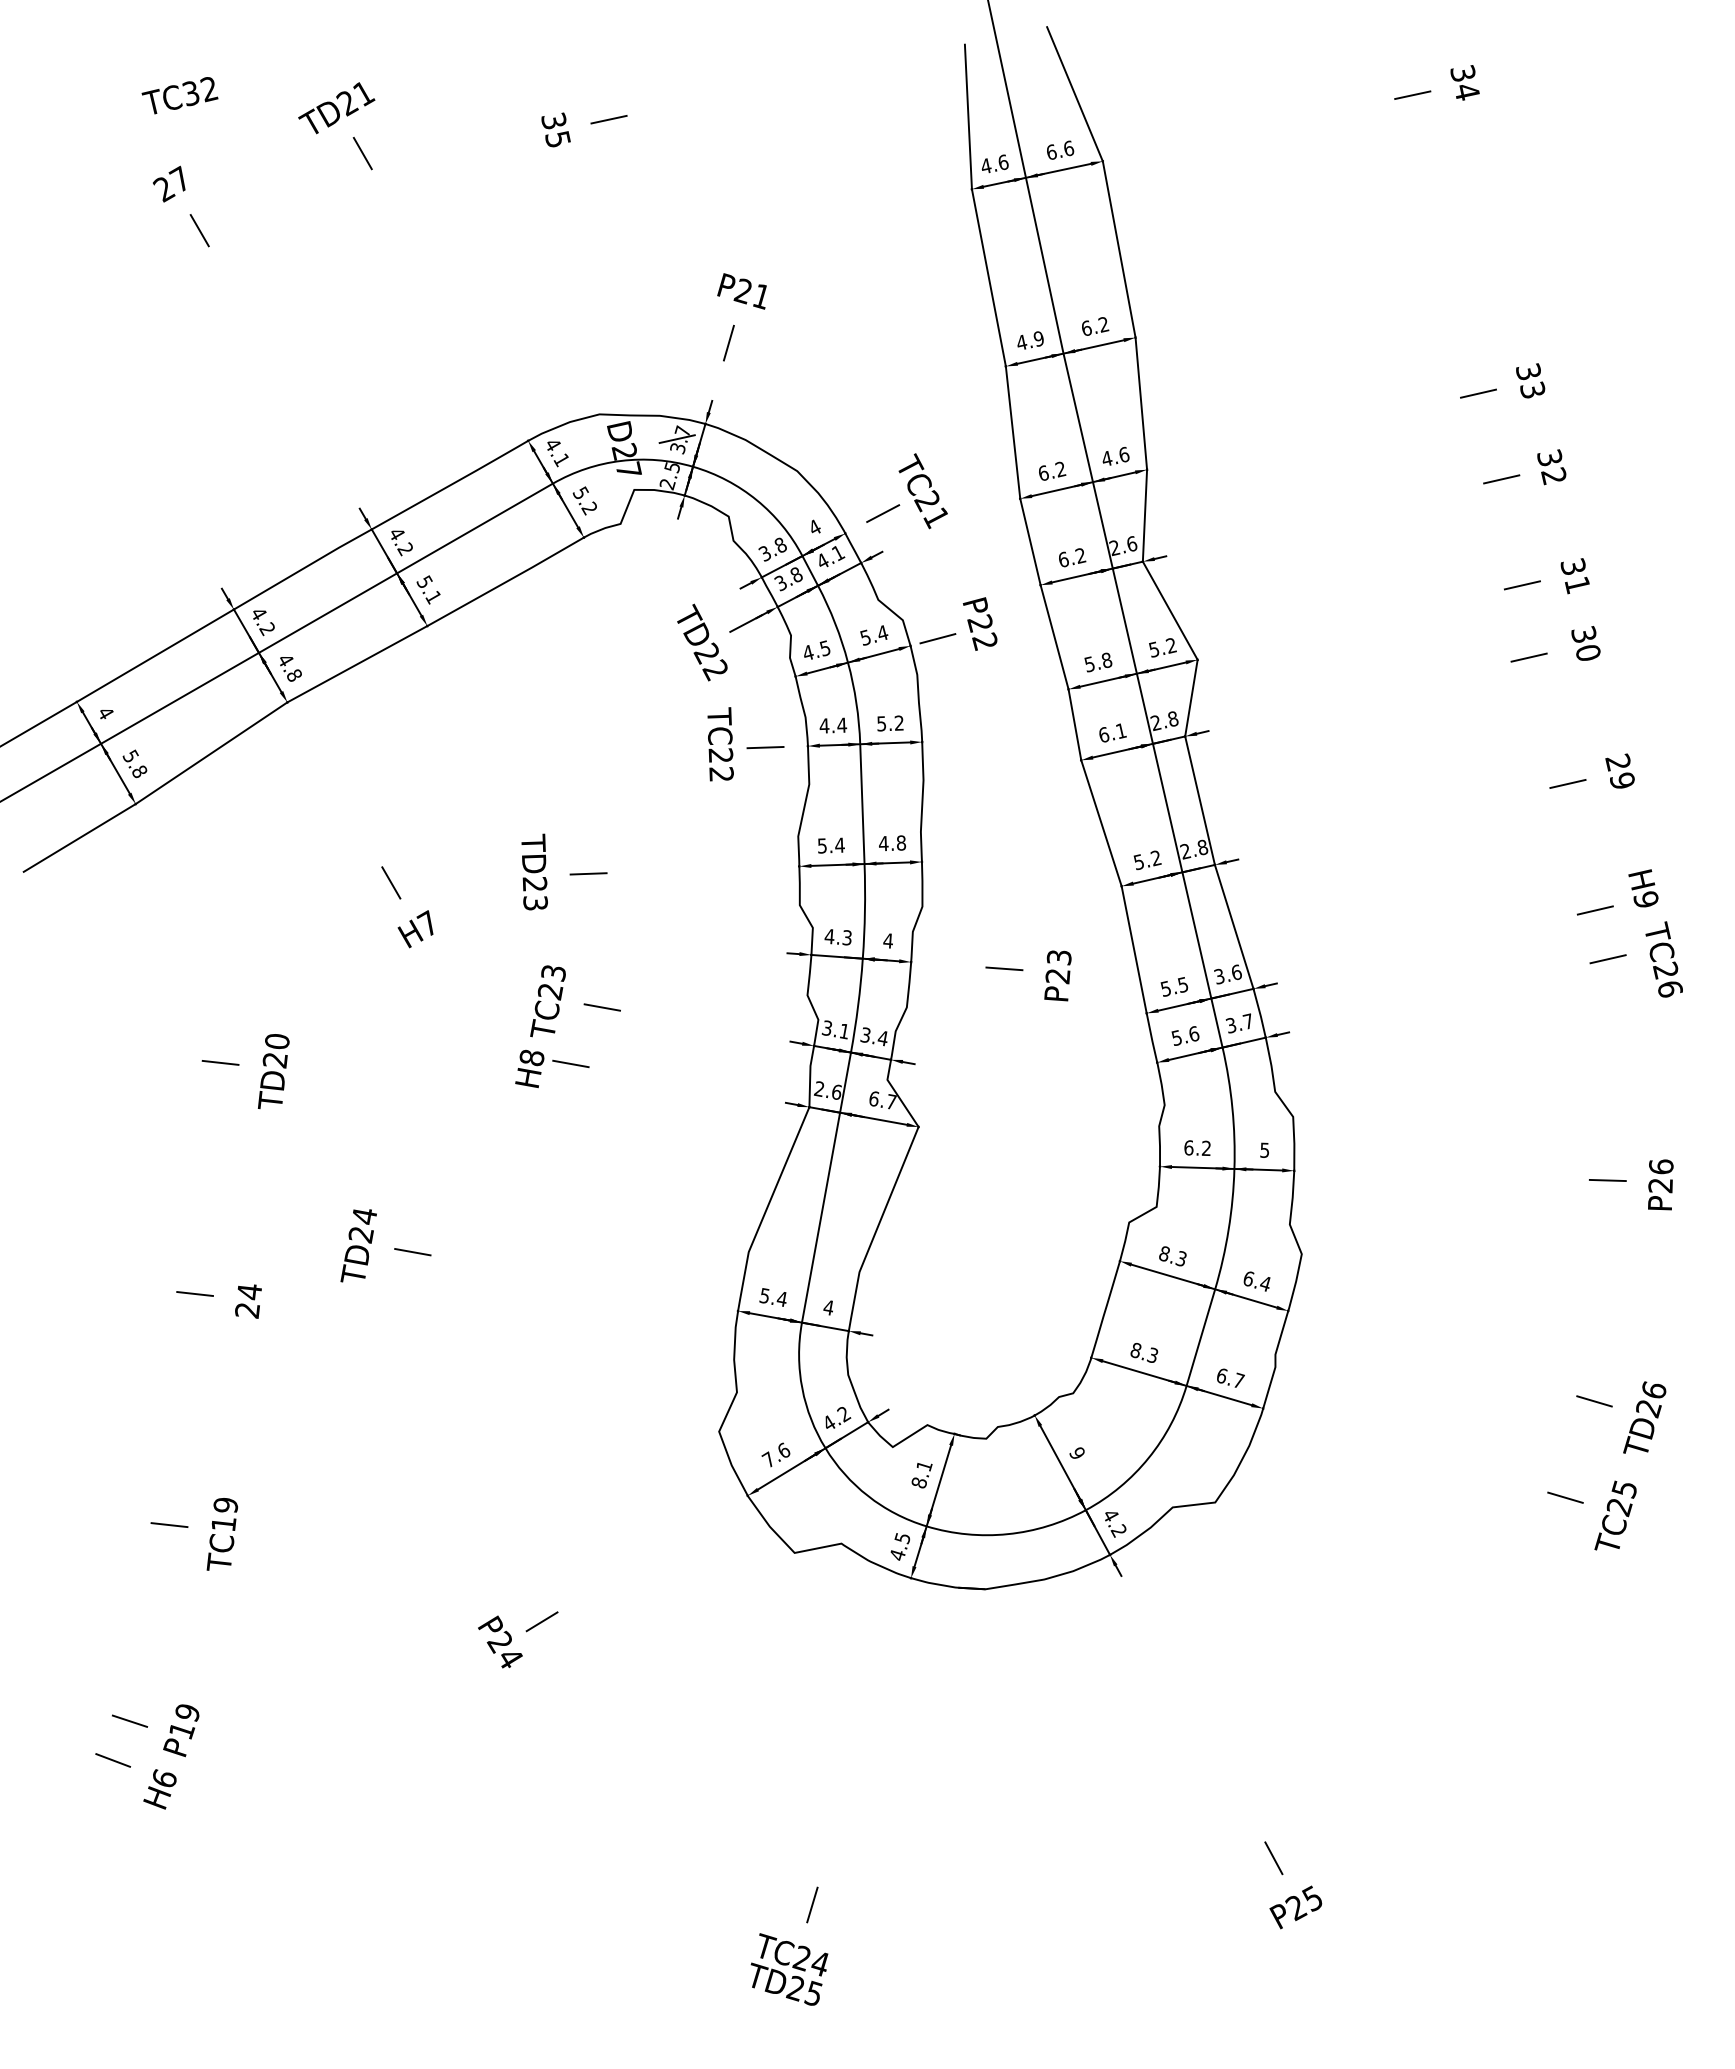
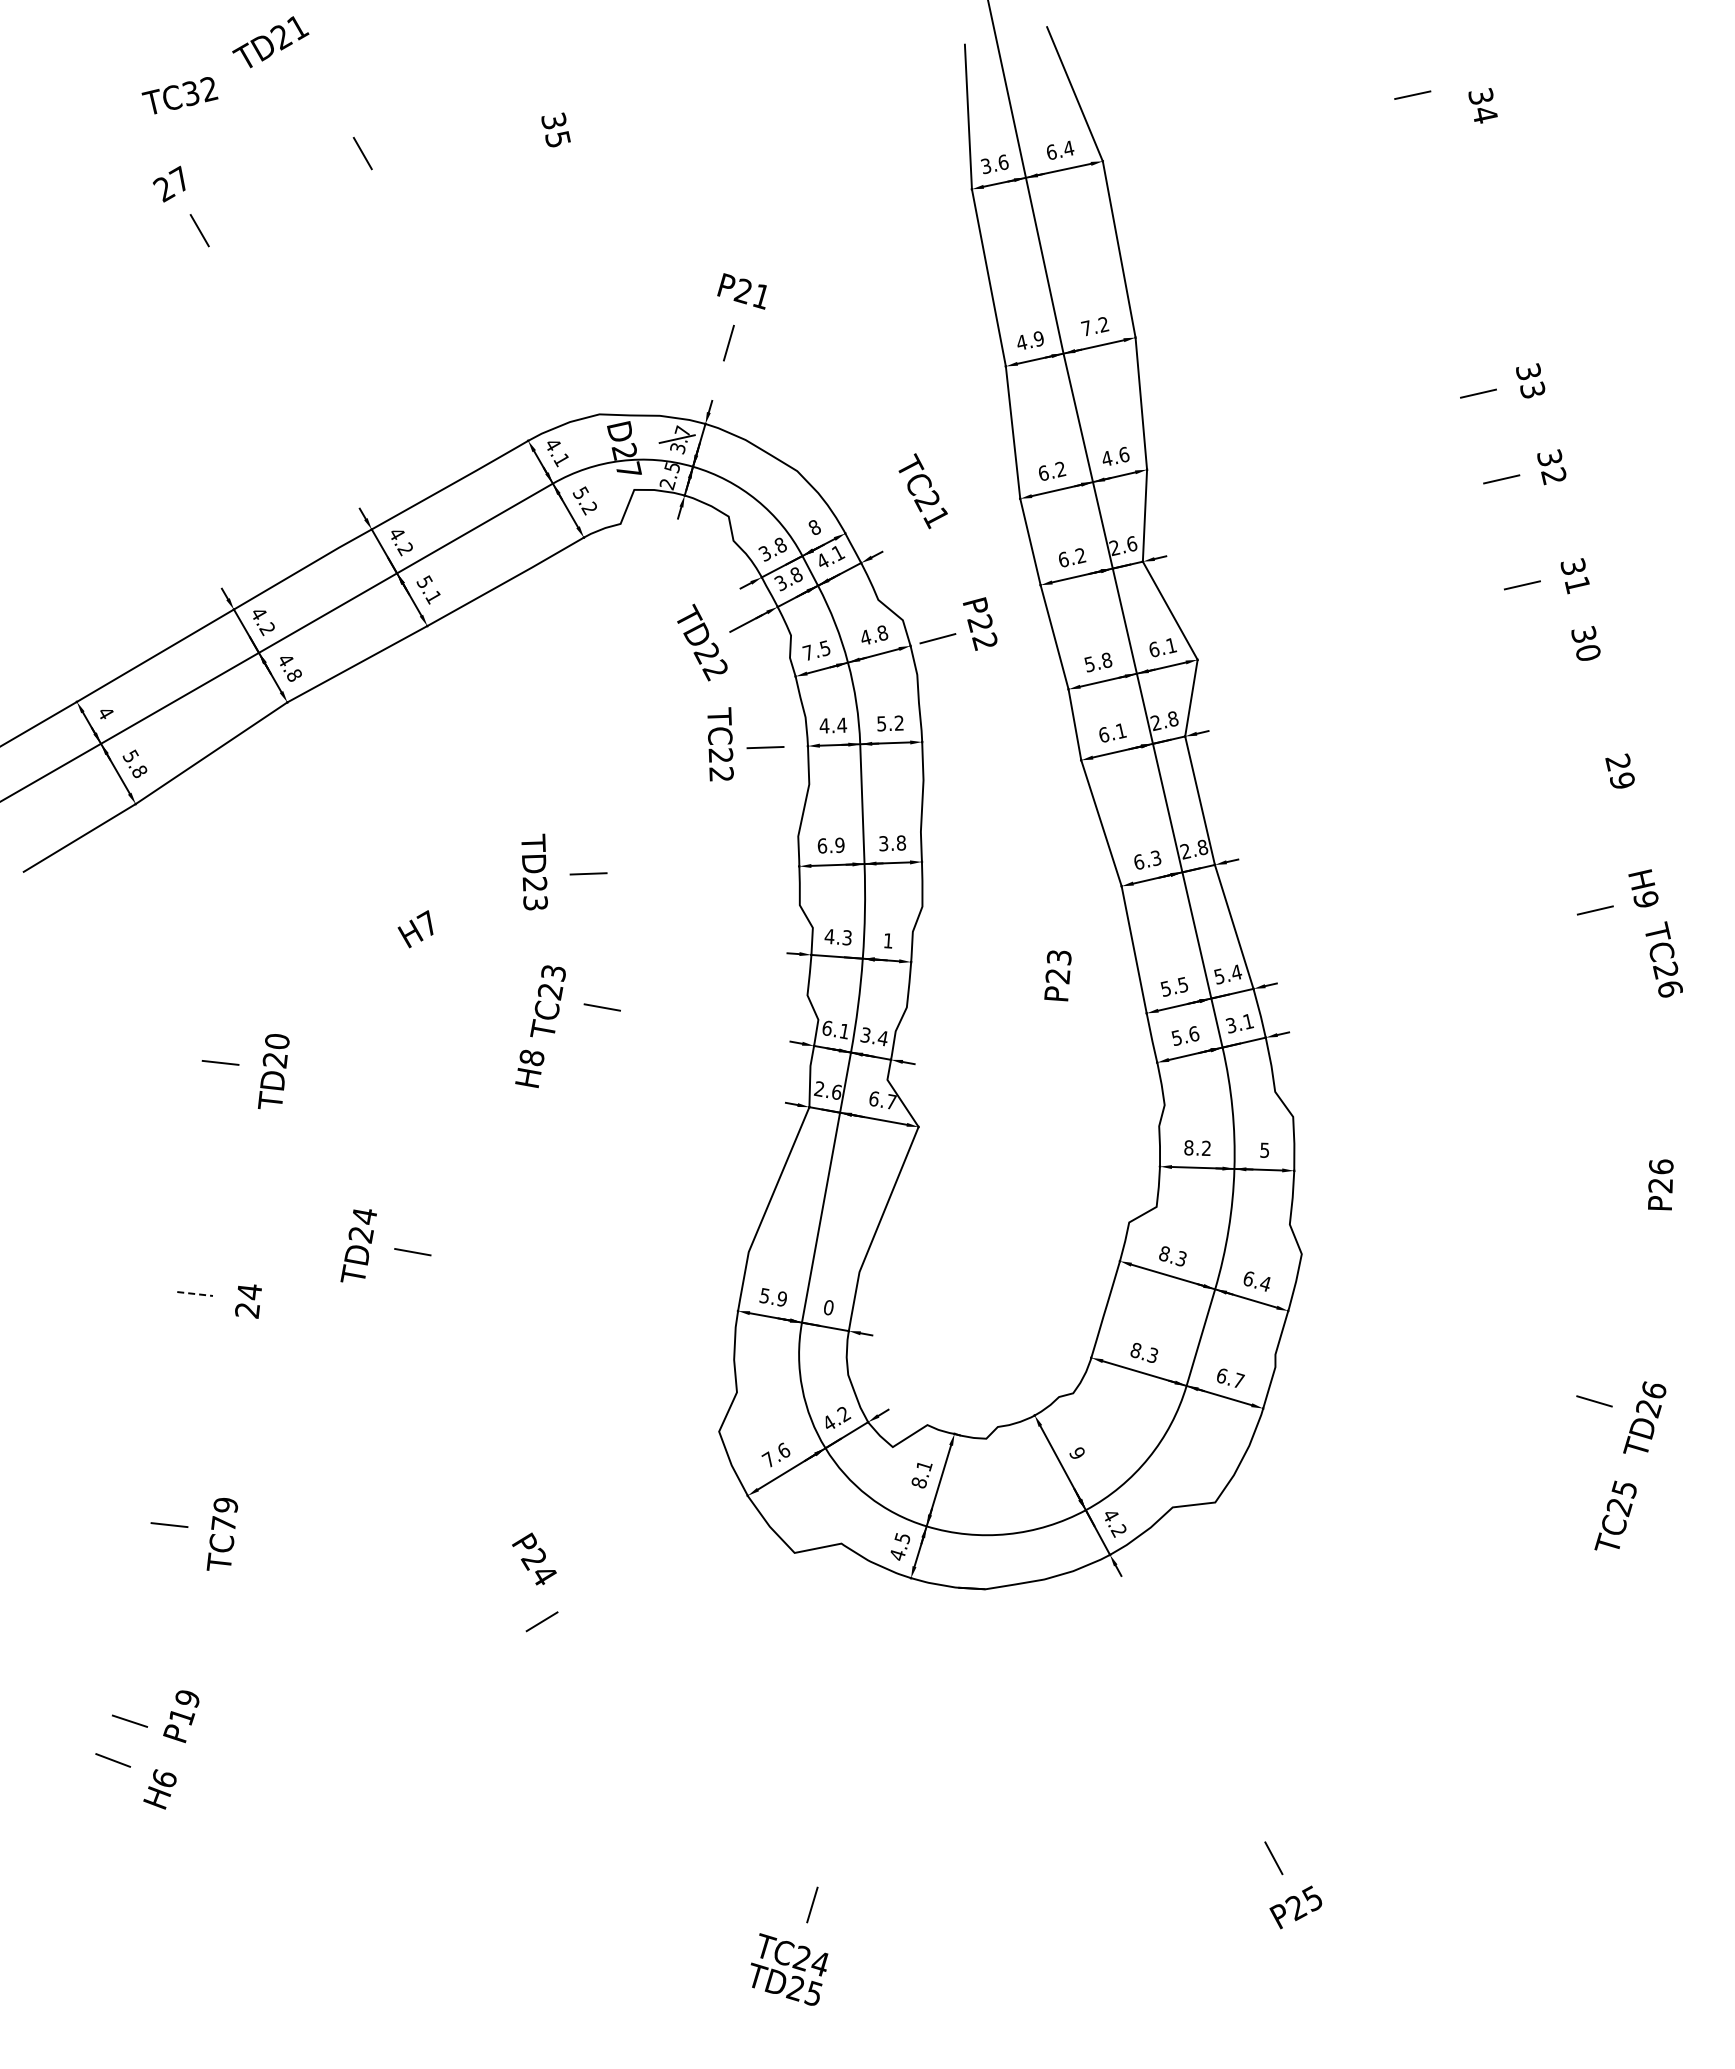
text position: (1464, 82) -> (1482, 105) (1482, 105)
text position: (336, 108) -> (270, 42) (270, 42)
line: present -> none (608, 119)
text: 6.6 -> 6.4 (1069, 148)
text: 4.6 -> 3.6 (985, 166)
text: 6.2 -> 7.2 (1086, 328)
line: present -> none (883, 513)
text: 4 -> 8 (814, 526)
text: 5.4 -> 4.8 (874, 635)
text: 5.2 -> 6.1 (1163, 647)
text: 4.5 -> 7.5 (807, 652)
line: present -> none (1528, 657)
line: present -> none (1567, 783)
text: 4.8 -> 3.8 (883, 843)
text: 5.4 -> 6.9 (830, 845)
text: 5.2 -> 6.3 (1147, 860)
line: present -> none (391, 882)
text: 4 -> 1 (887, 940)
line: present -> none (1607, 959)
line: present -> none (1004, 968)
text: 3.6 -> 5.4 (1228, 973)
text: 3.7 -> 3.1 (1247, 1021)
text: 3.1 -> 6.1 (826, 1027)
line: present -> none (570, 1063)
text: 6.2 -> 8.2 (1188, 1147)
line: present -> none (1607, 1180)
line: solid -> dashed (195, 1294)
text: 5.4 -> 5.9 (781, 1298)
text: 4 -> 0 (828, 1307)
line: present -> none (1565, 1497)
text: TC19 -> TC79 (223, 1523)
text position: (500, 1641) -> (534, 1558) (534, 1558)
text position: (181, 1730) -> (181, 1716) (181, 1716)
